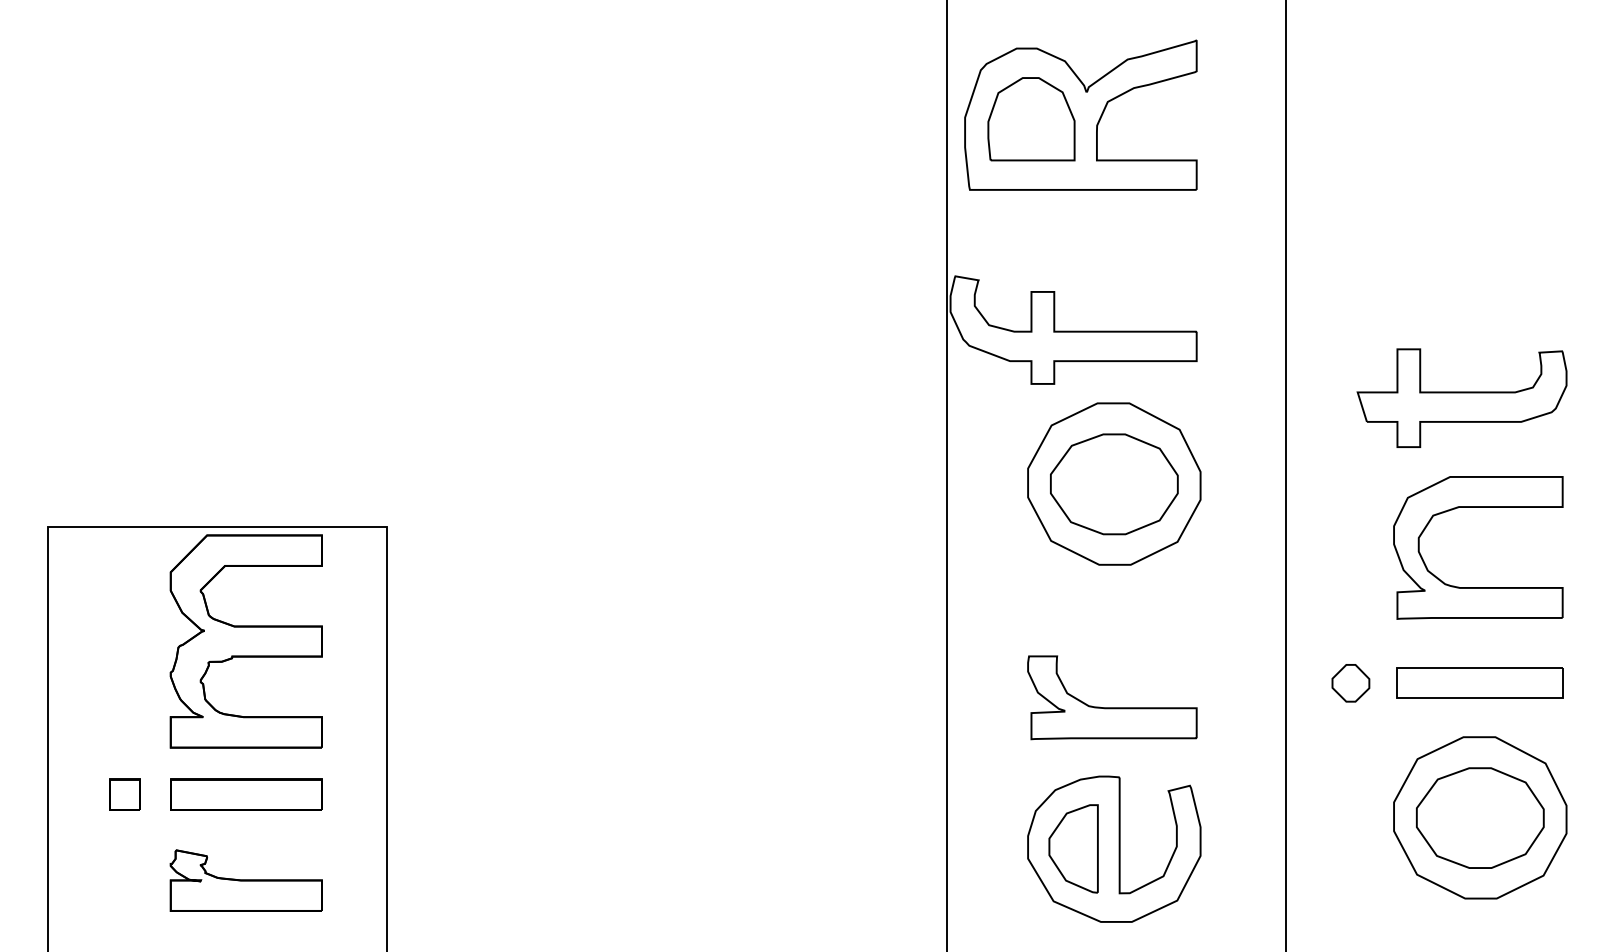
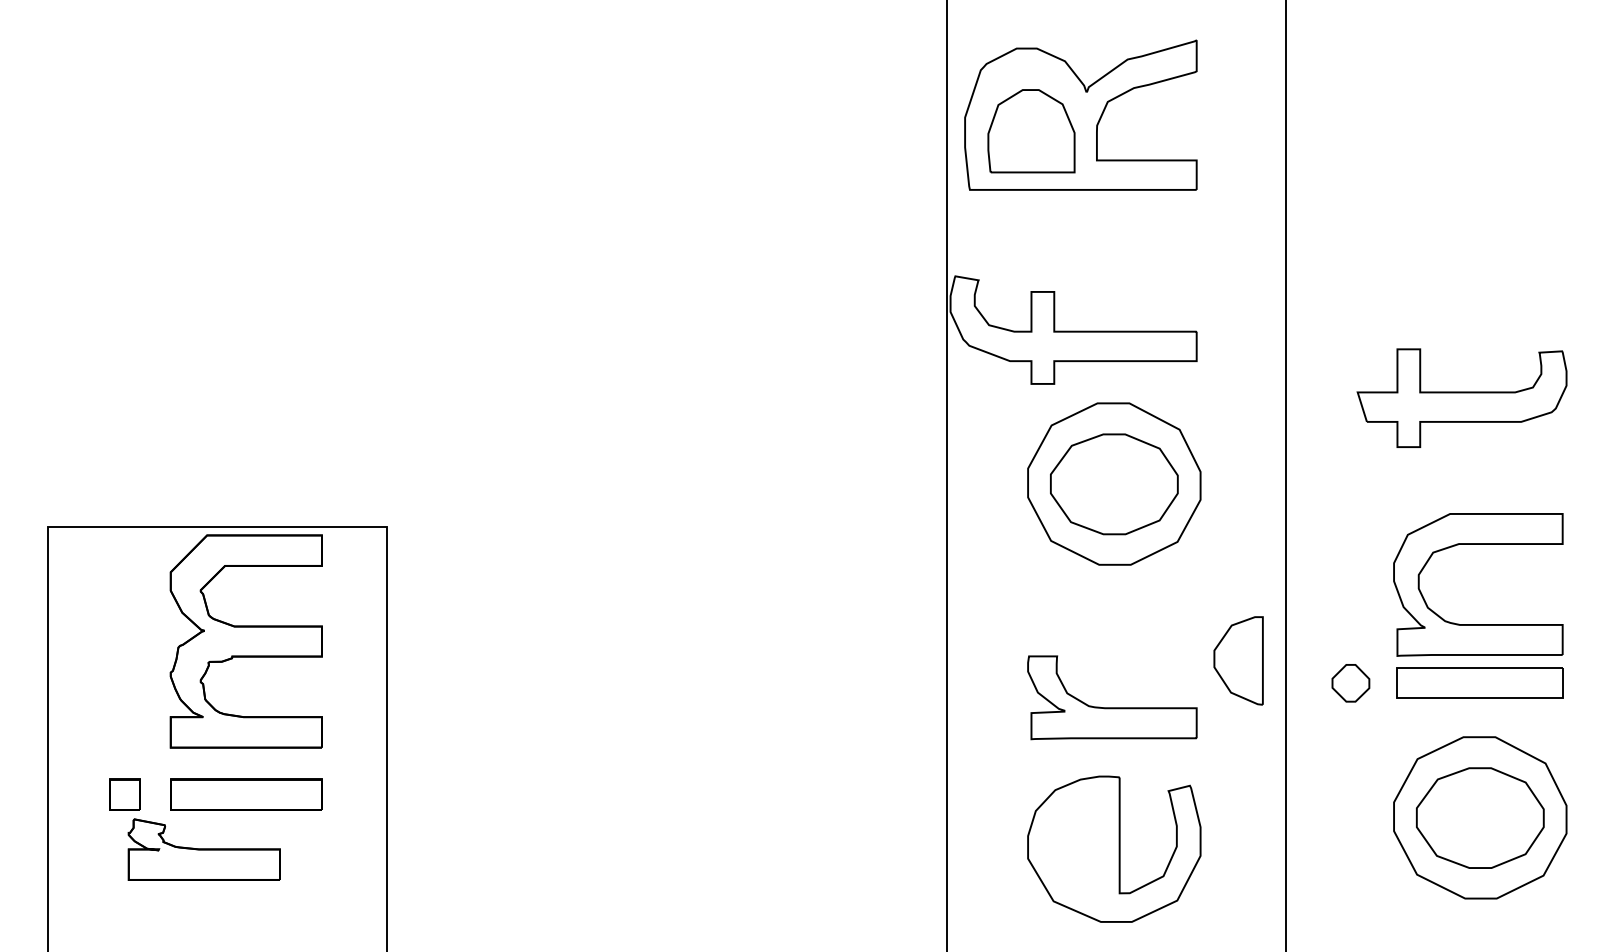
part position: (1031, 119) -> (1031, 131) (1031, 131)
part position: (1478, 507) -> (1478, 544) (1478, 544)
part position: (1073, 848) -> (1238, 660) (1238, 660)
part position: (245, 880) -> (203, 849) (203, 849)
